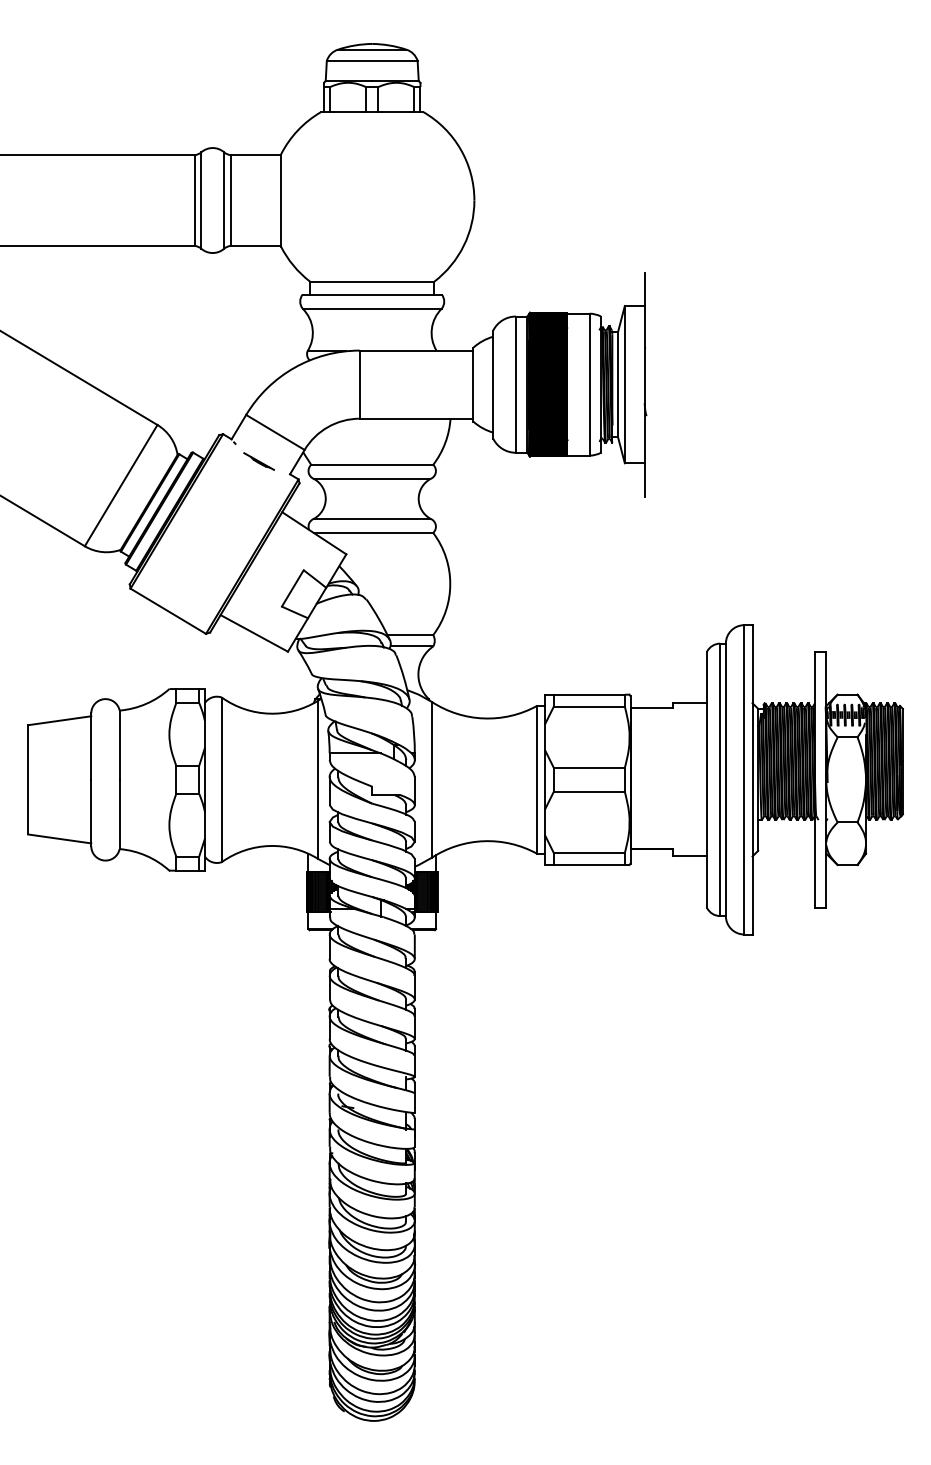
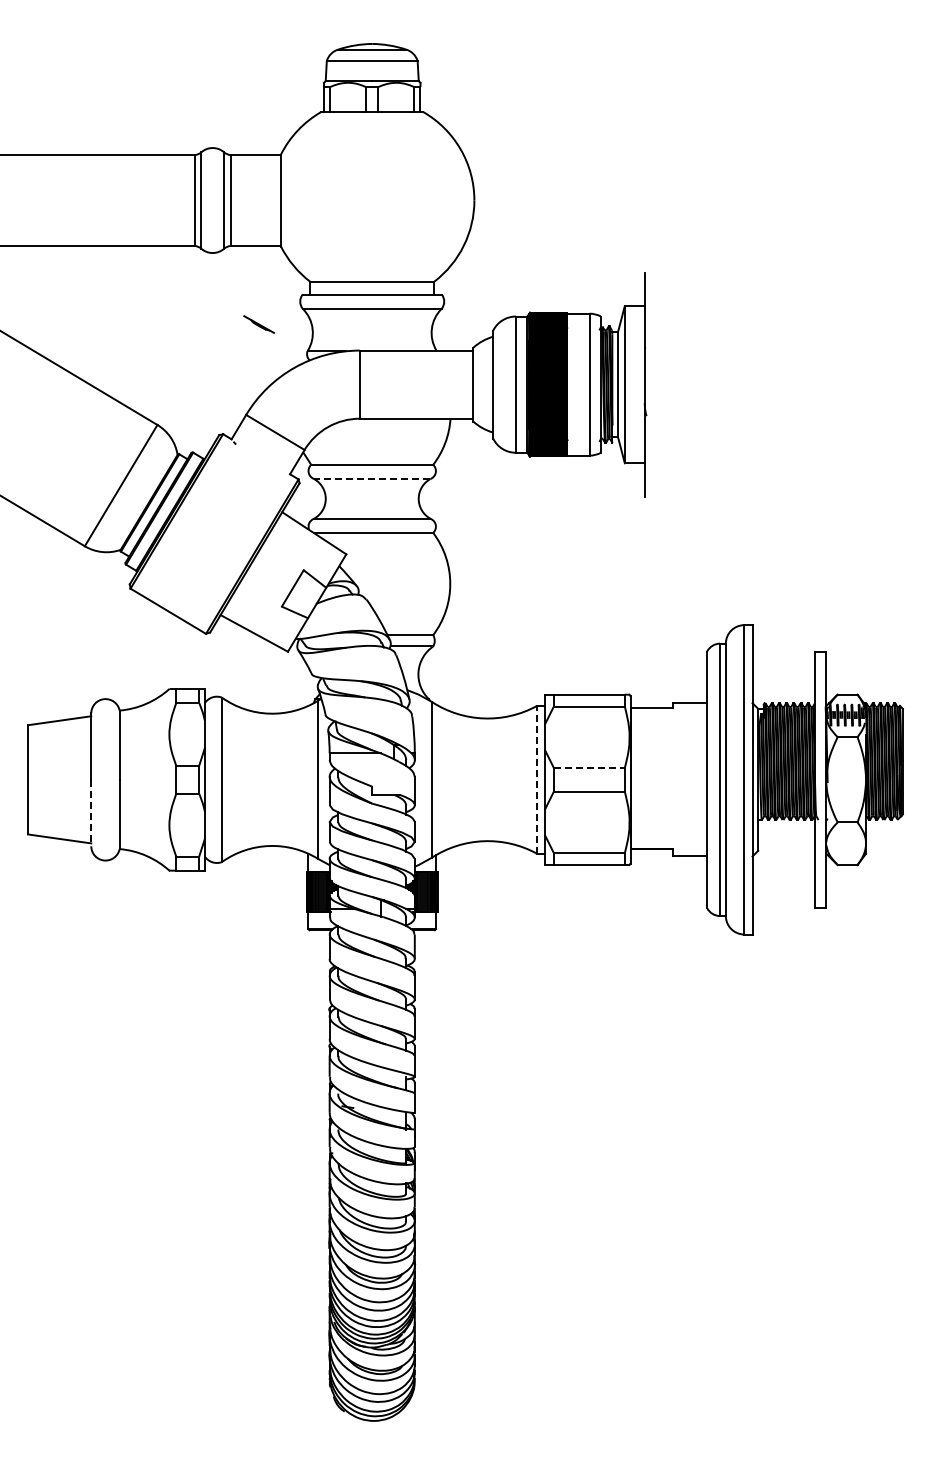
line position: (259, 461) -> (259, 324) (259, 324)
line: solid -> dashed (371, 479)
line: solid -> dashed (589, 768)
line: solid -> dashed (536, 779)
line: solid -> dashed (91, 813)
